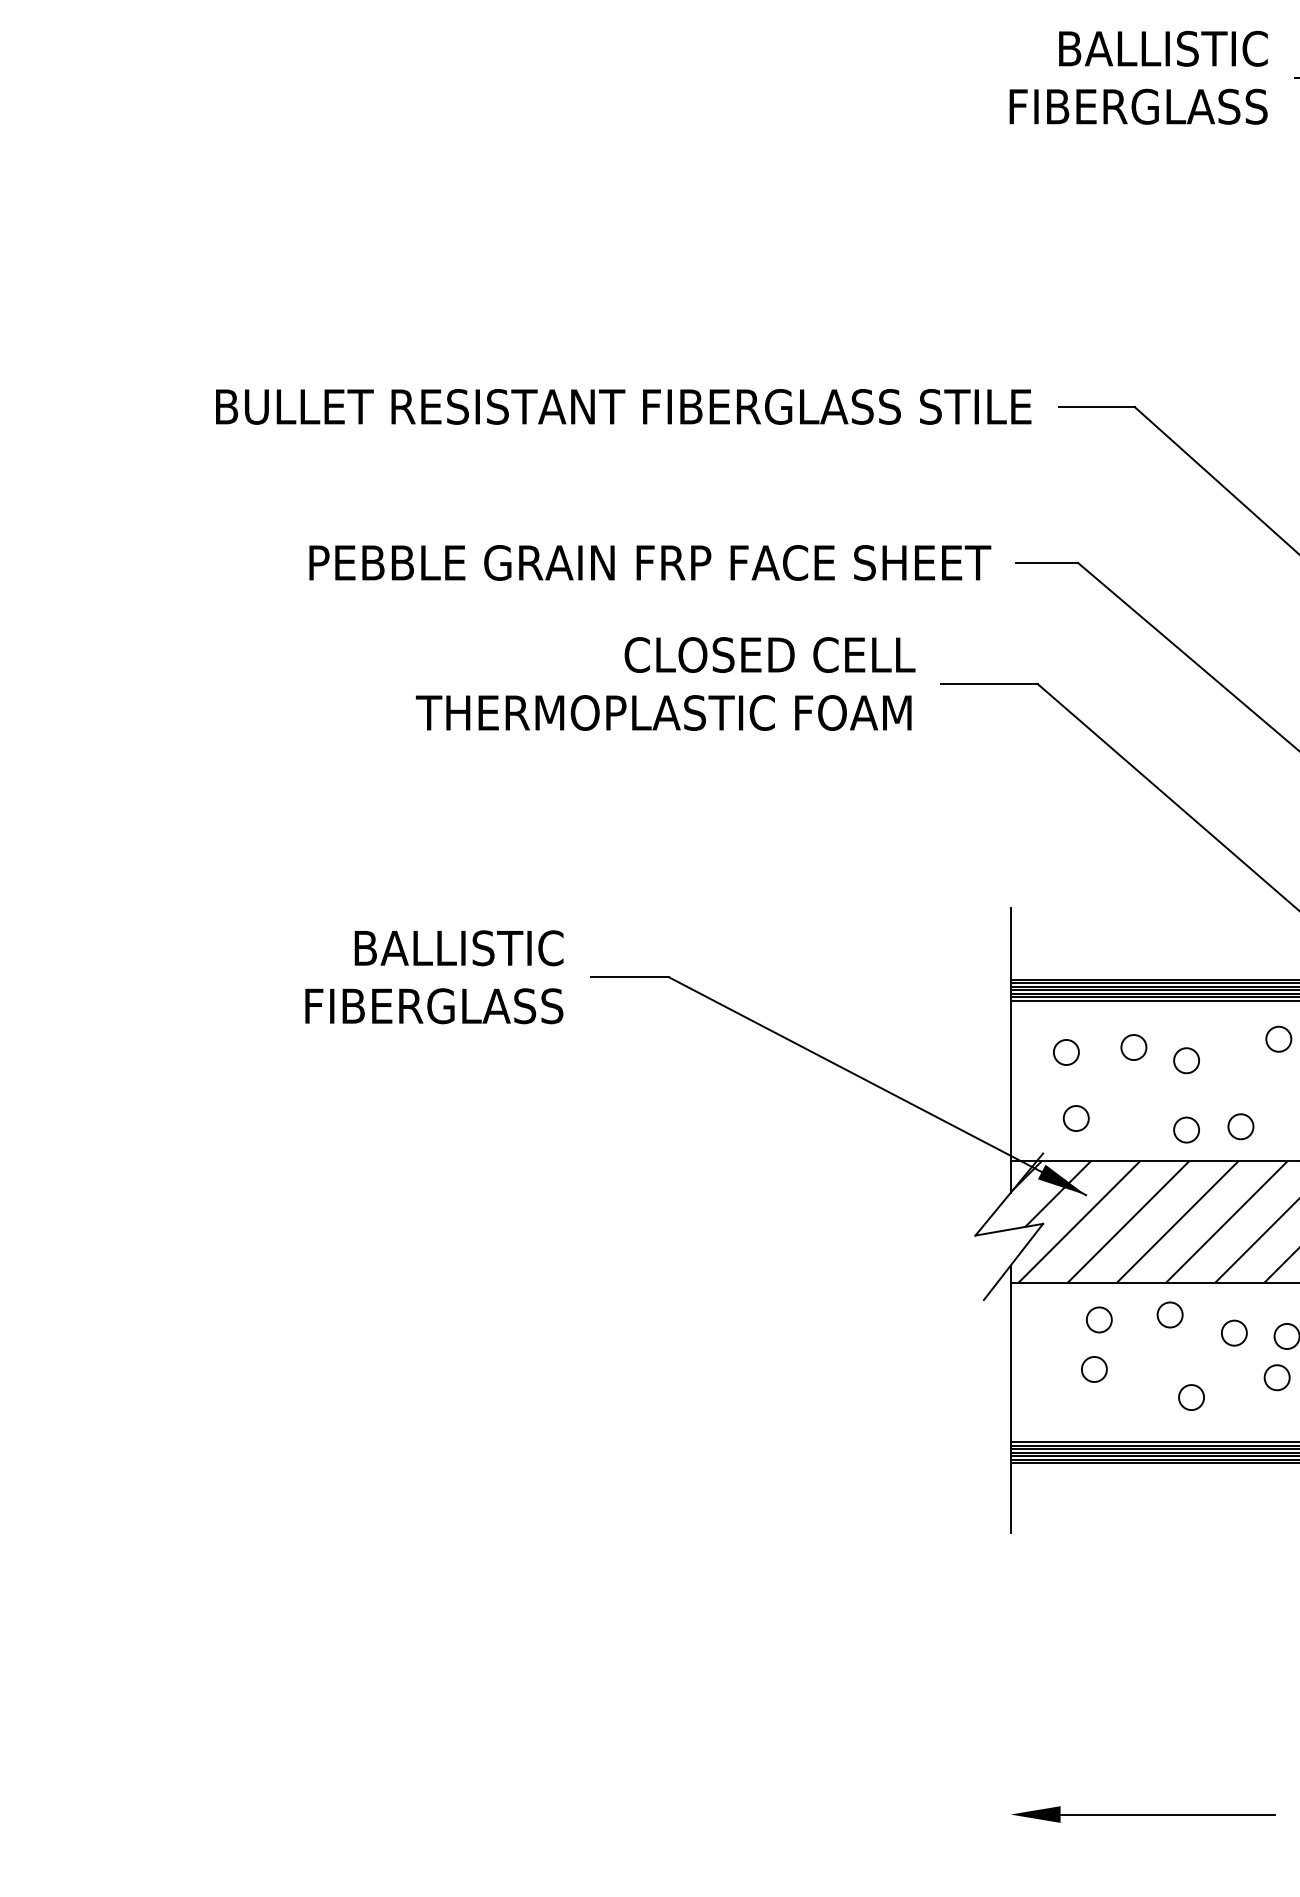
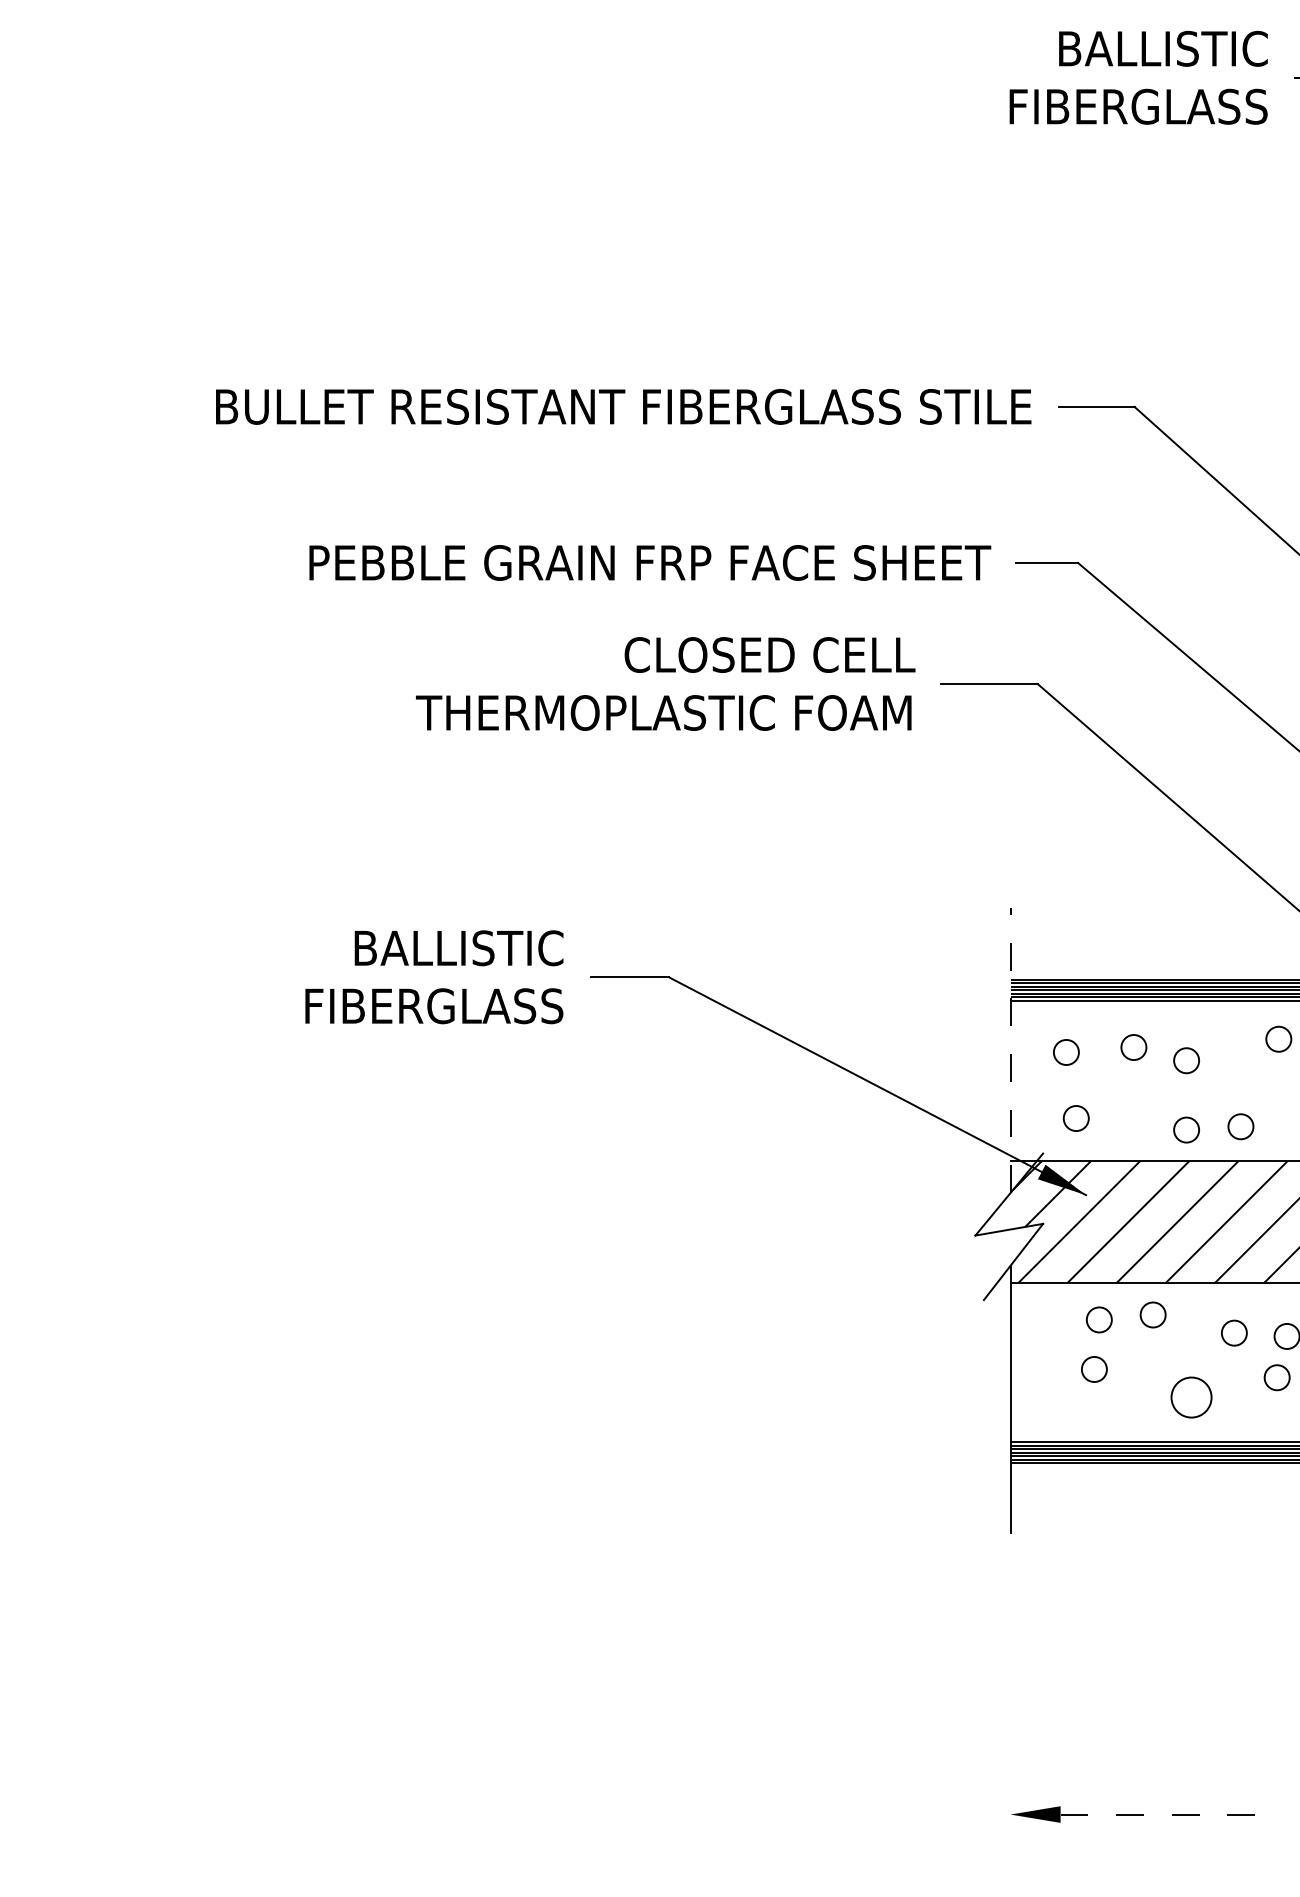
line: solid -> dashed (1010, 1050)
circle position: (1169, 1314) -> (1152, 1314) (1152, 1314)
circle diameter: 25 px -> 40 px (1191, 1397)
line: solid -> dashed (1168, 1814)
